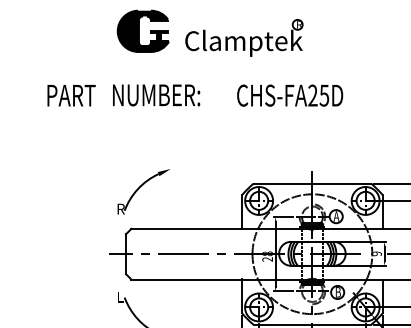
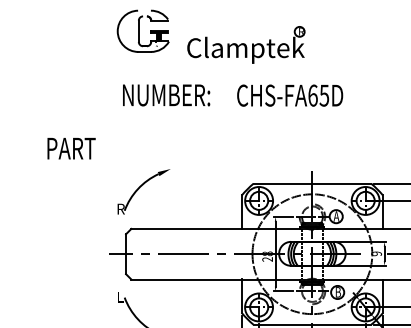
fill: present -> none (143, 30)
part position: (244, 37) -> (246, 44) (246, 44)
text position: (71, 95) -> (71, 148) (71, 148)
text position: (156, 95) -> (166, 95) (166, 95)
text: CHS-FA25D -> CHS-FA65D (312, 95)
